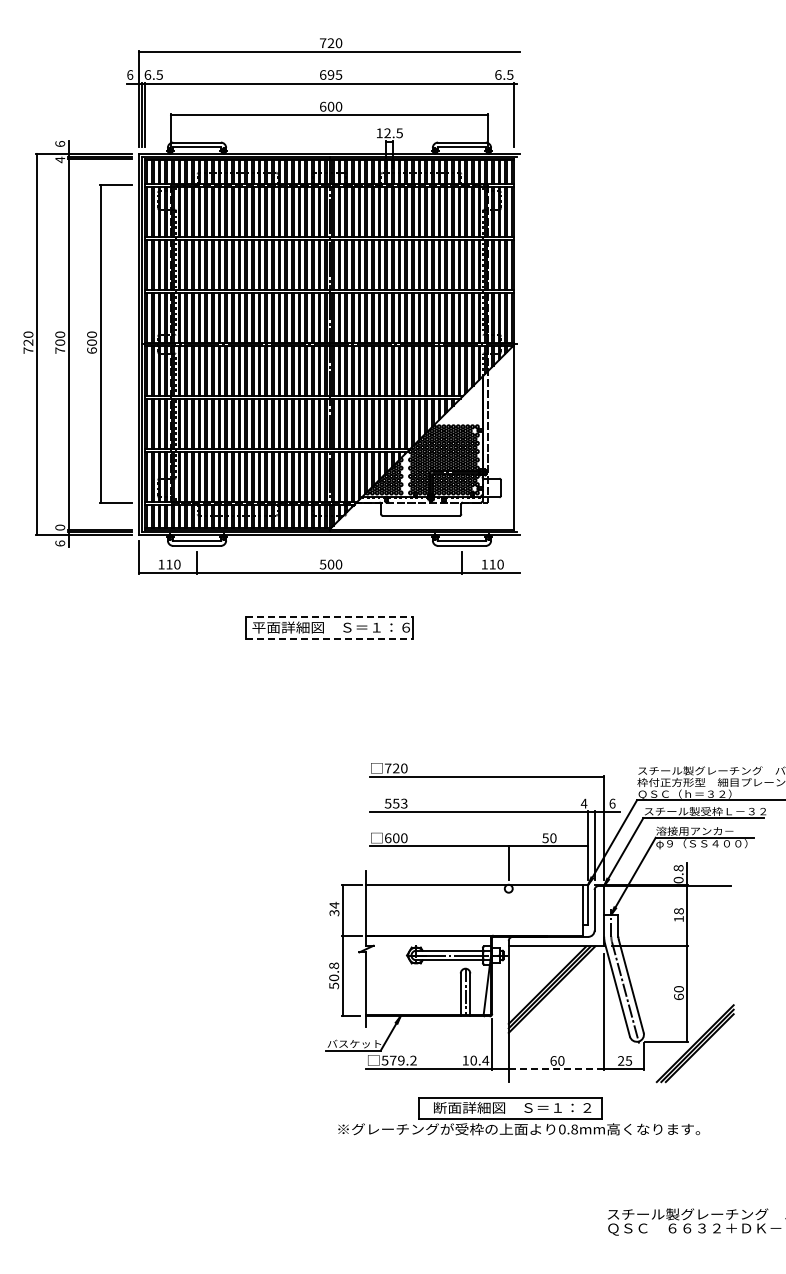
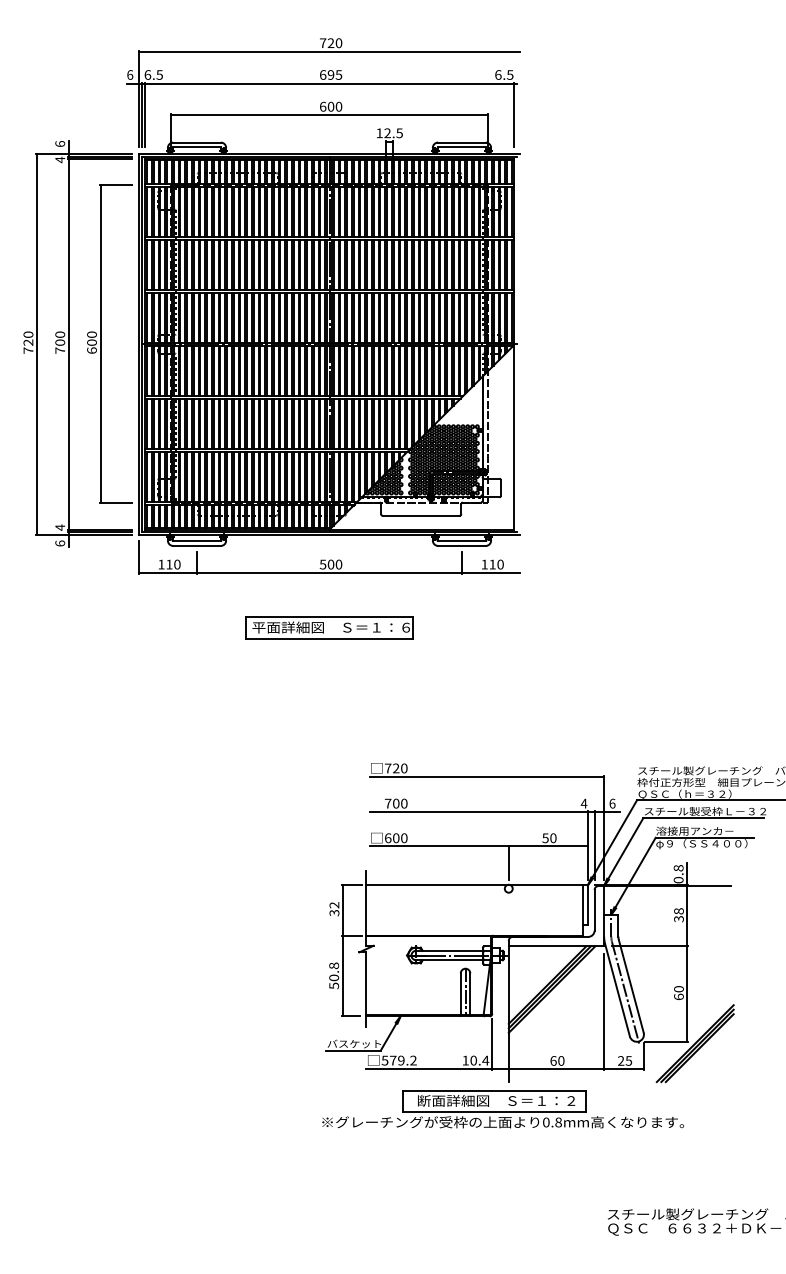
text: 0 -> 4 (60, 527)
line: dashed -> solid (330, 616)
line: dashed -> solid (330, 639)
text: 553 -> 700 (395, 803)
text: 34 -> 32 (334, 904)
text: 18 -> 38 (678, 919)
line: dashed -> solid (556, 1069)
part position: (519, 1116) -> (503, 1109) (503, 1109)
